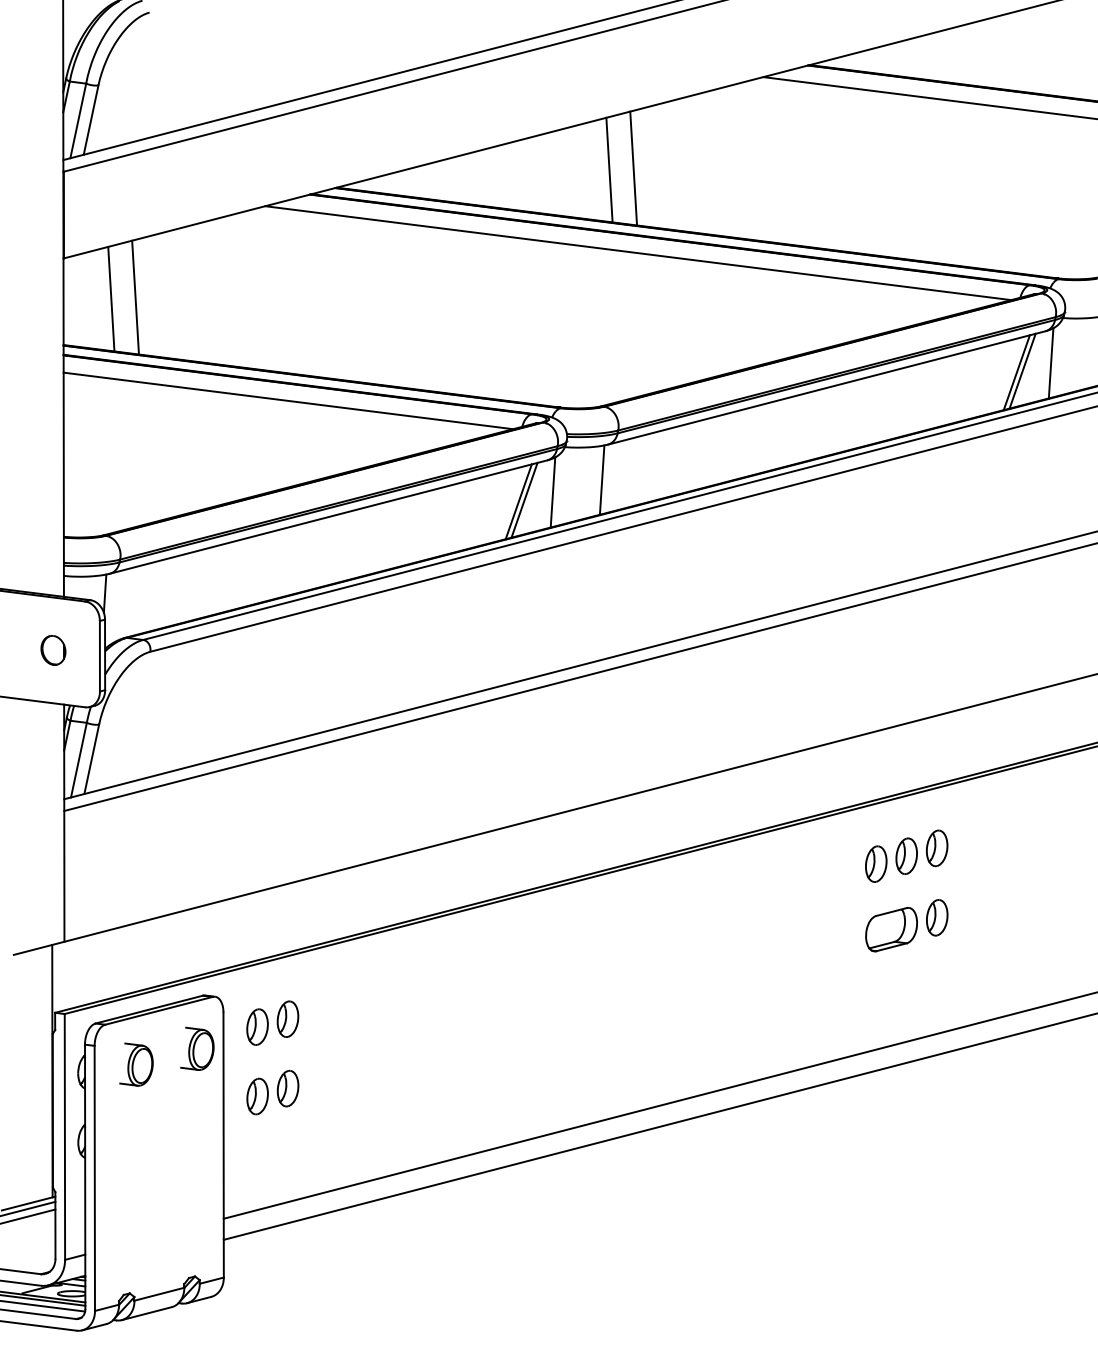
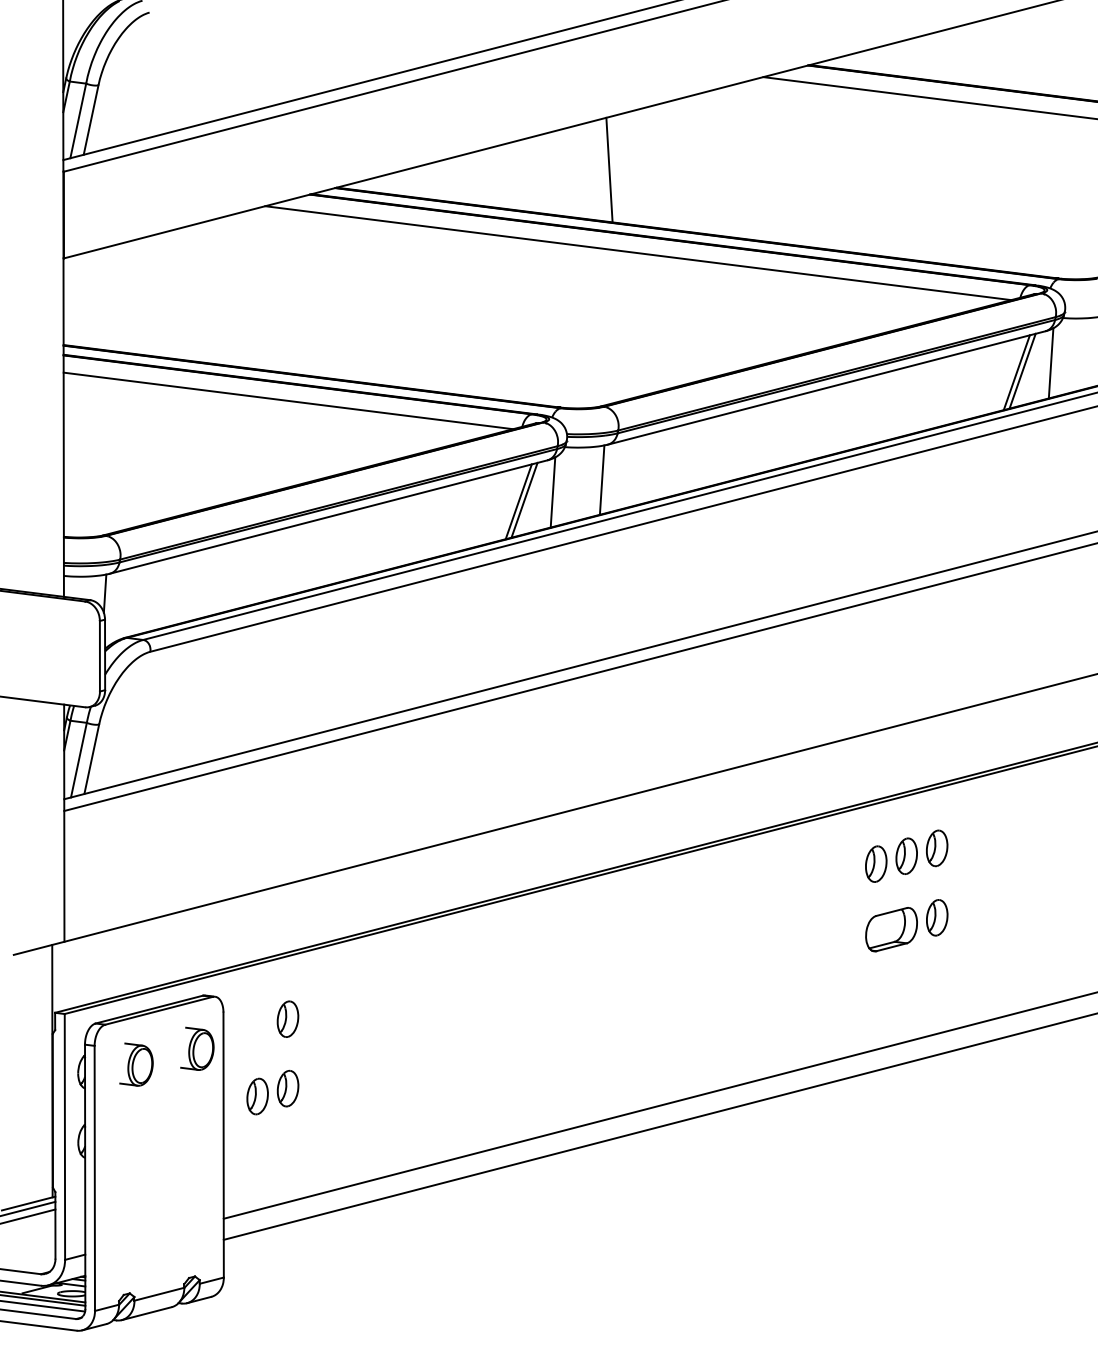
line: present -> none (633, 168)
line: present -> none (135, 297)
line: present -> none (111, 298)
part: present -> none (53, 650)
part: present -> none (257, 1026)
